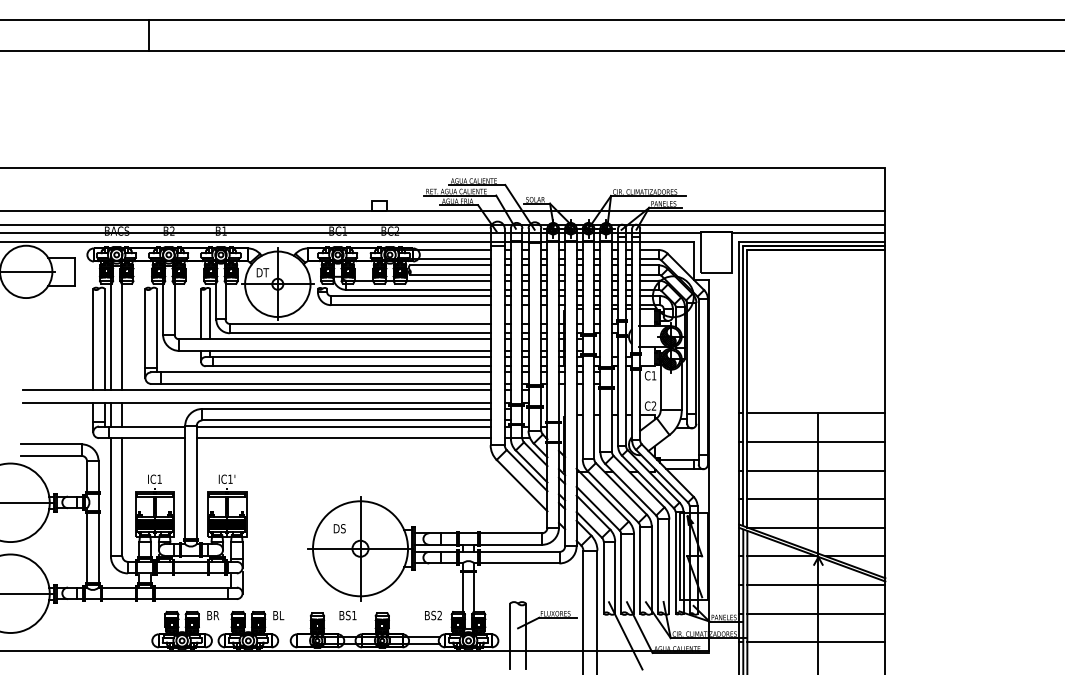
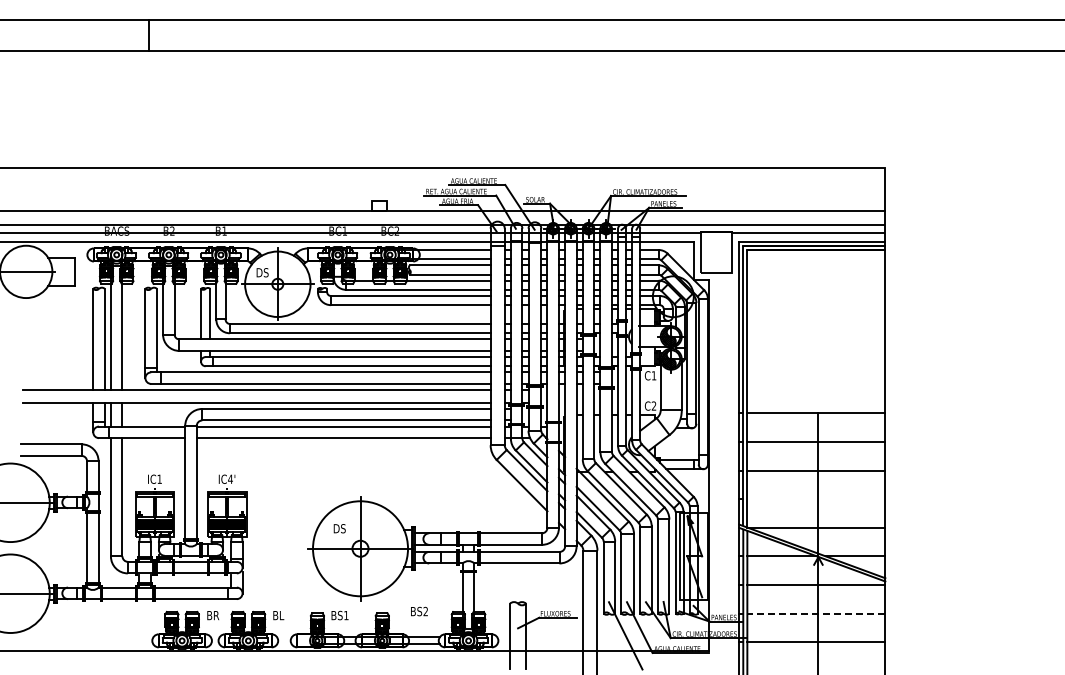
text: DT -> DS (262, 272)
text: IC1' -> IC4' (230, 478)
line: present -> none (816, 499)
line: solid -> dashed (815, 613)
text position: (347, 615) -> (339, 615) (339, 615)
text position: (433, 615) -> (419, 611) (419, 611)
